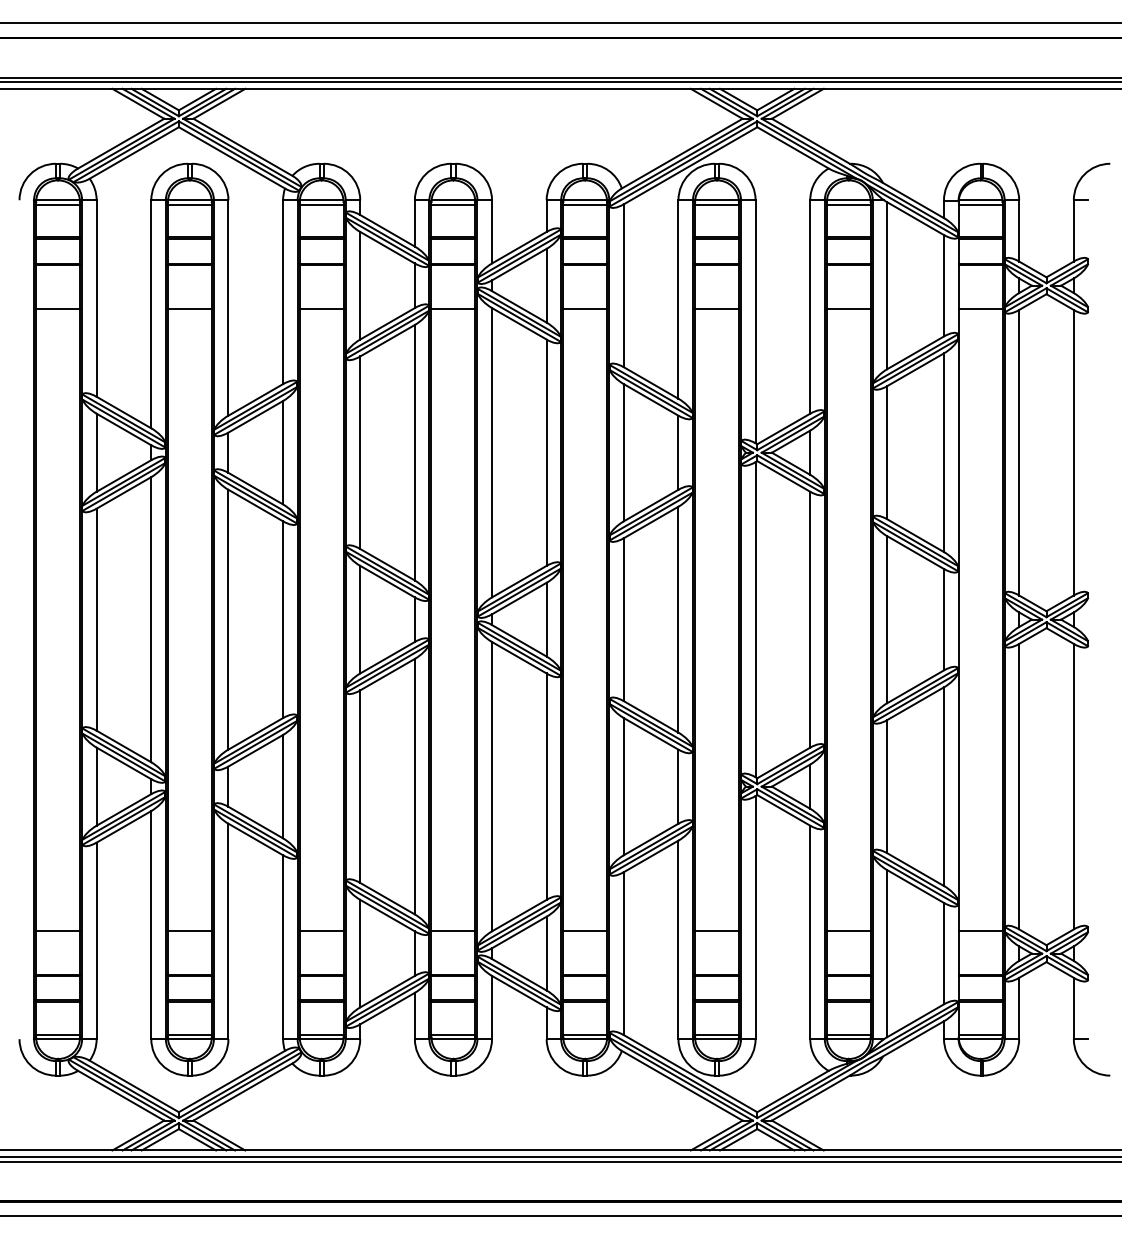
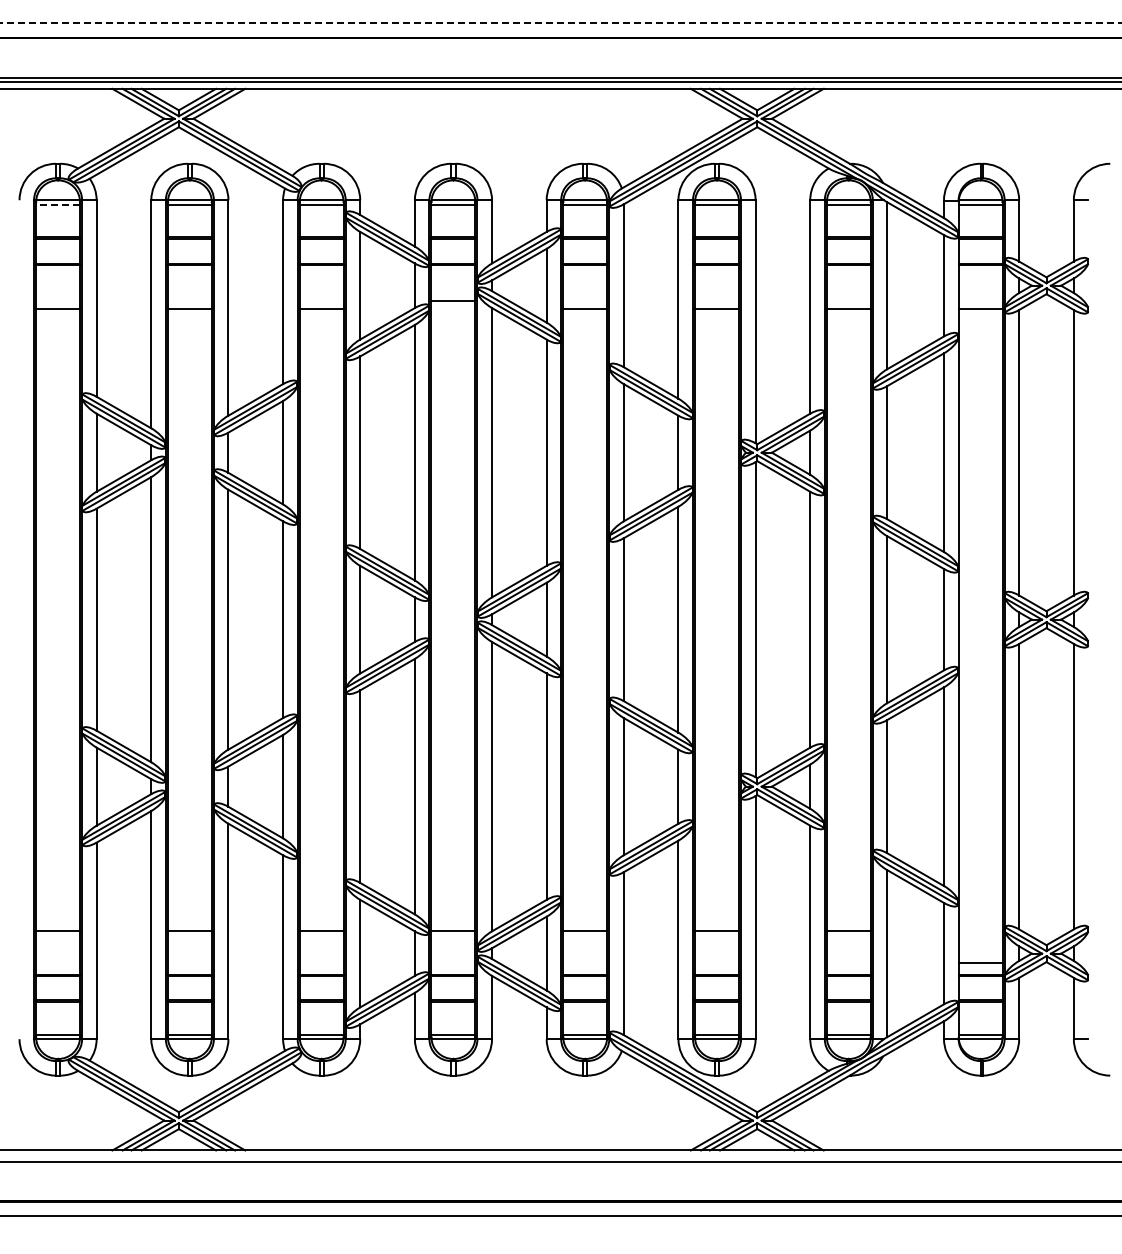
line: solid -> dashed (561, 22)
line: solid -> dashed (58, 204)
line position: (453, 308) -> (453, 300) (453, 300)
line position: (980, 930) -> (980, 962) (980, 962)
line: present -> none (560, 1157)
